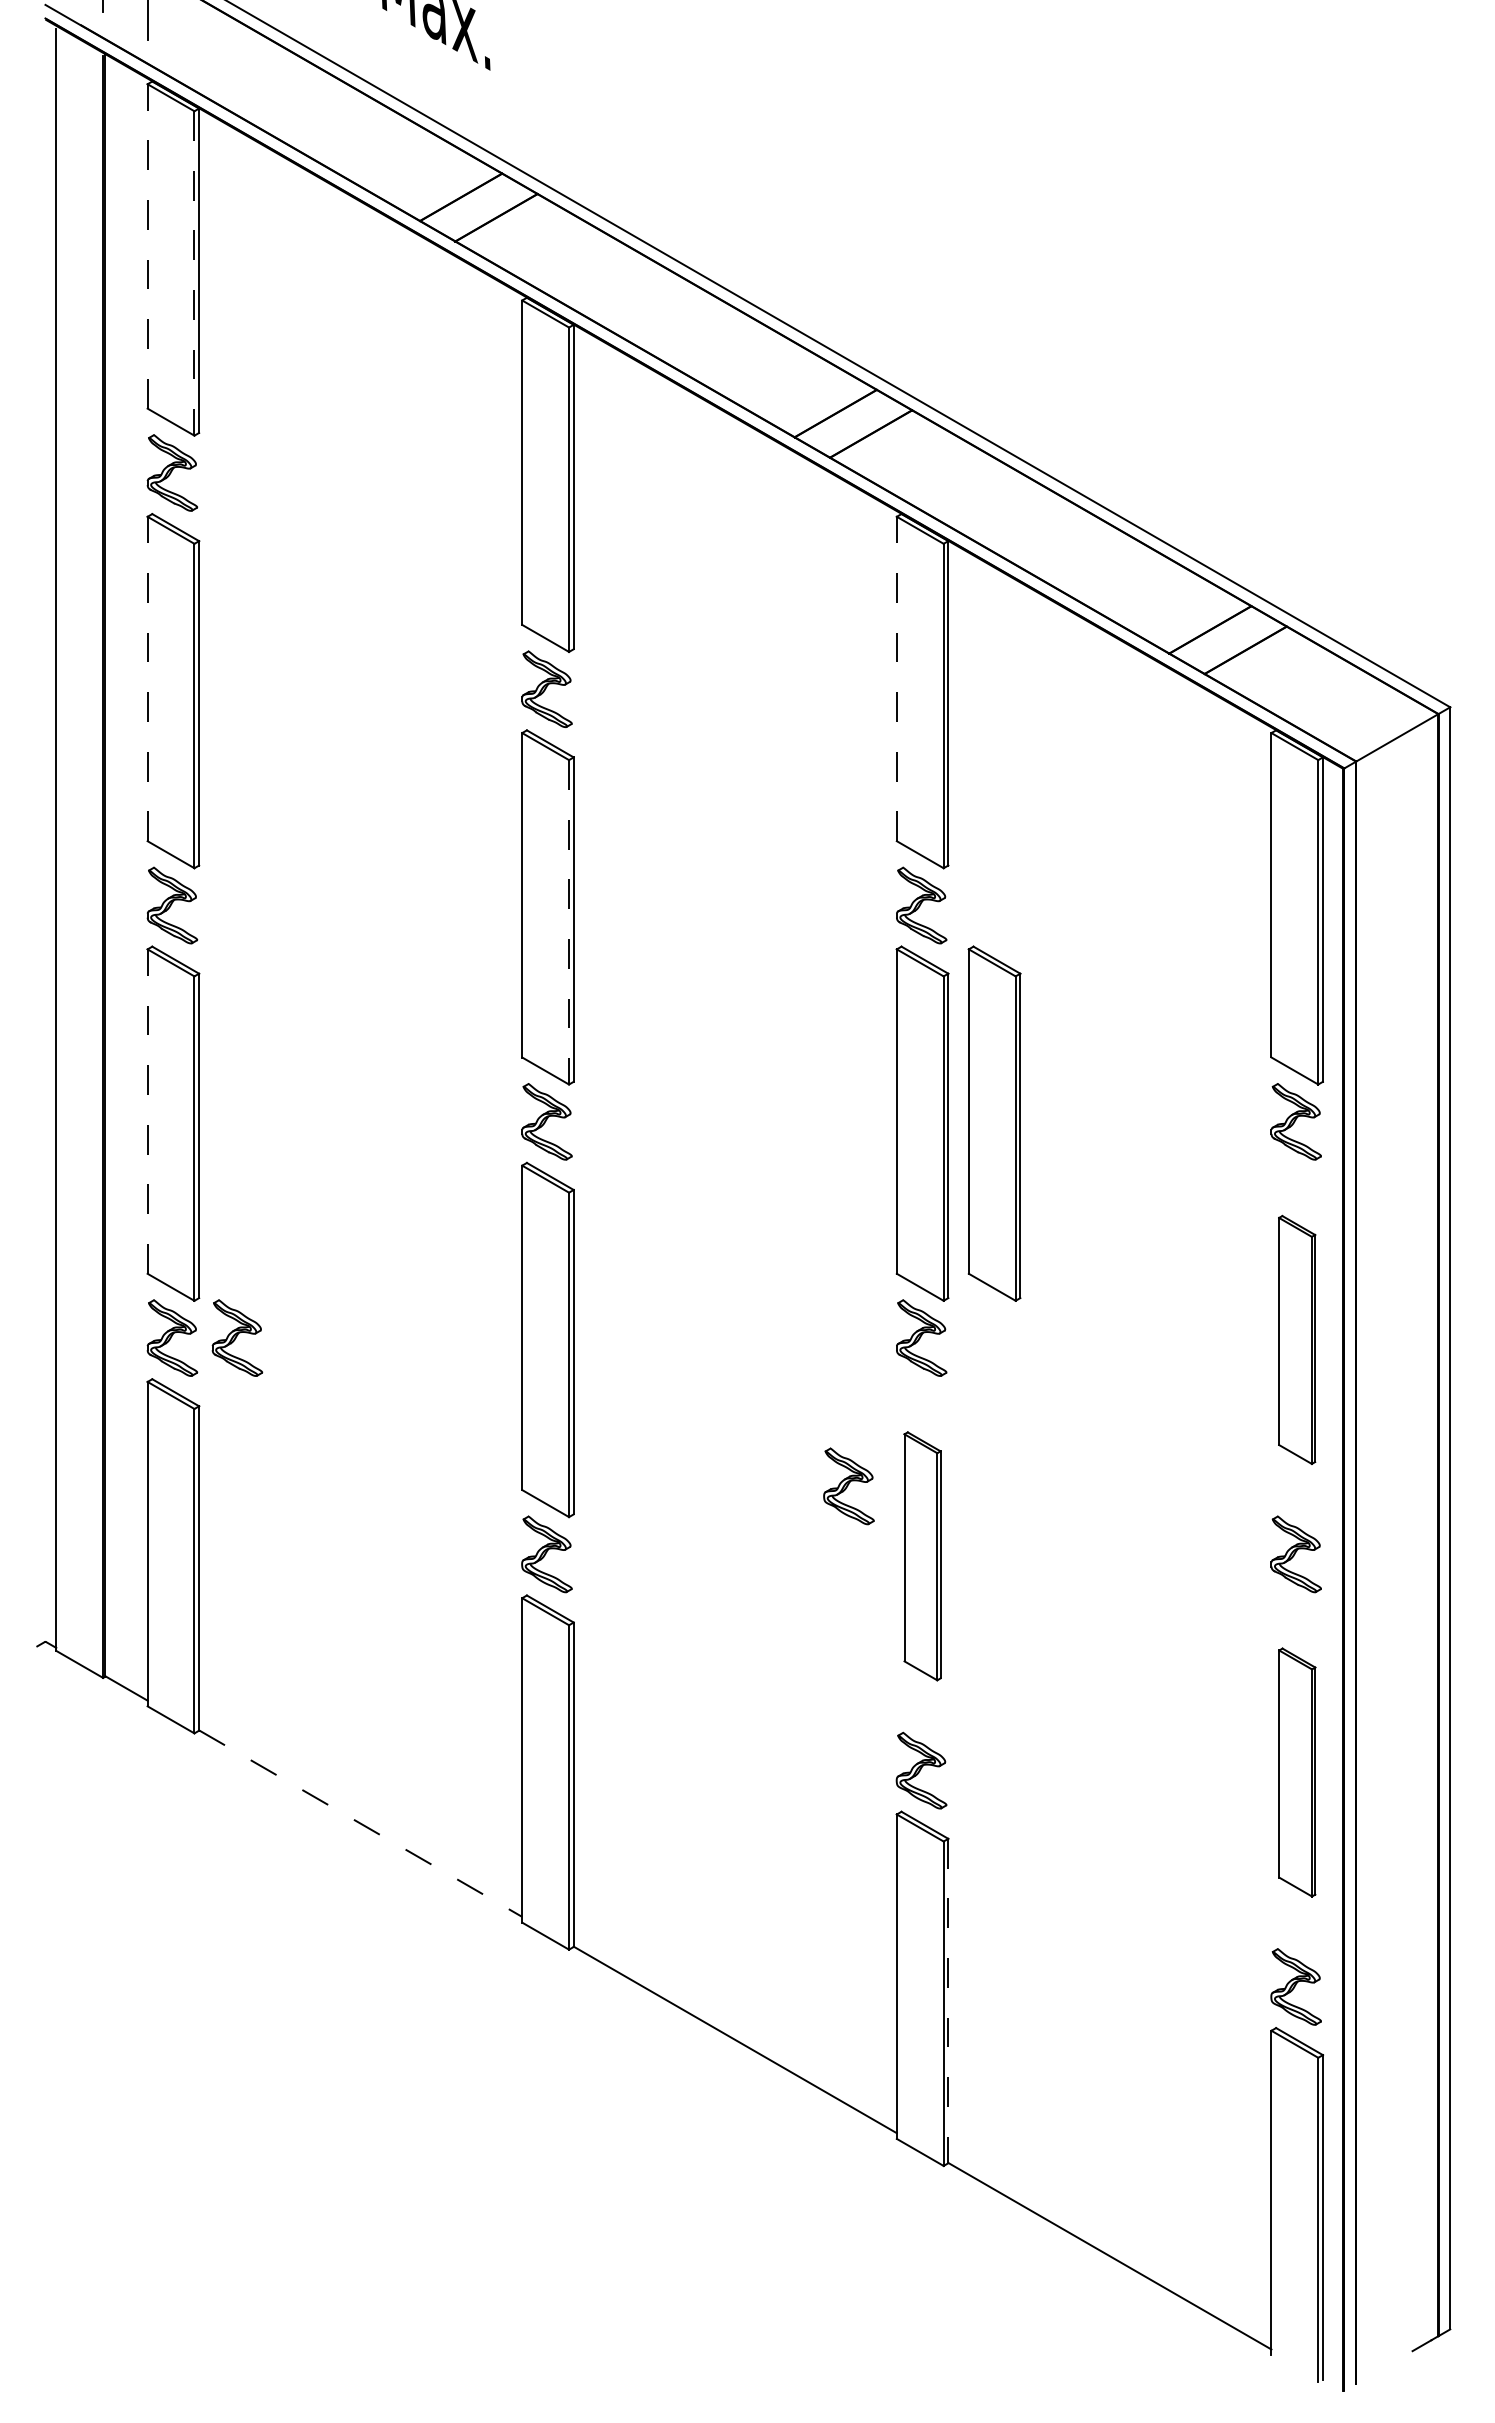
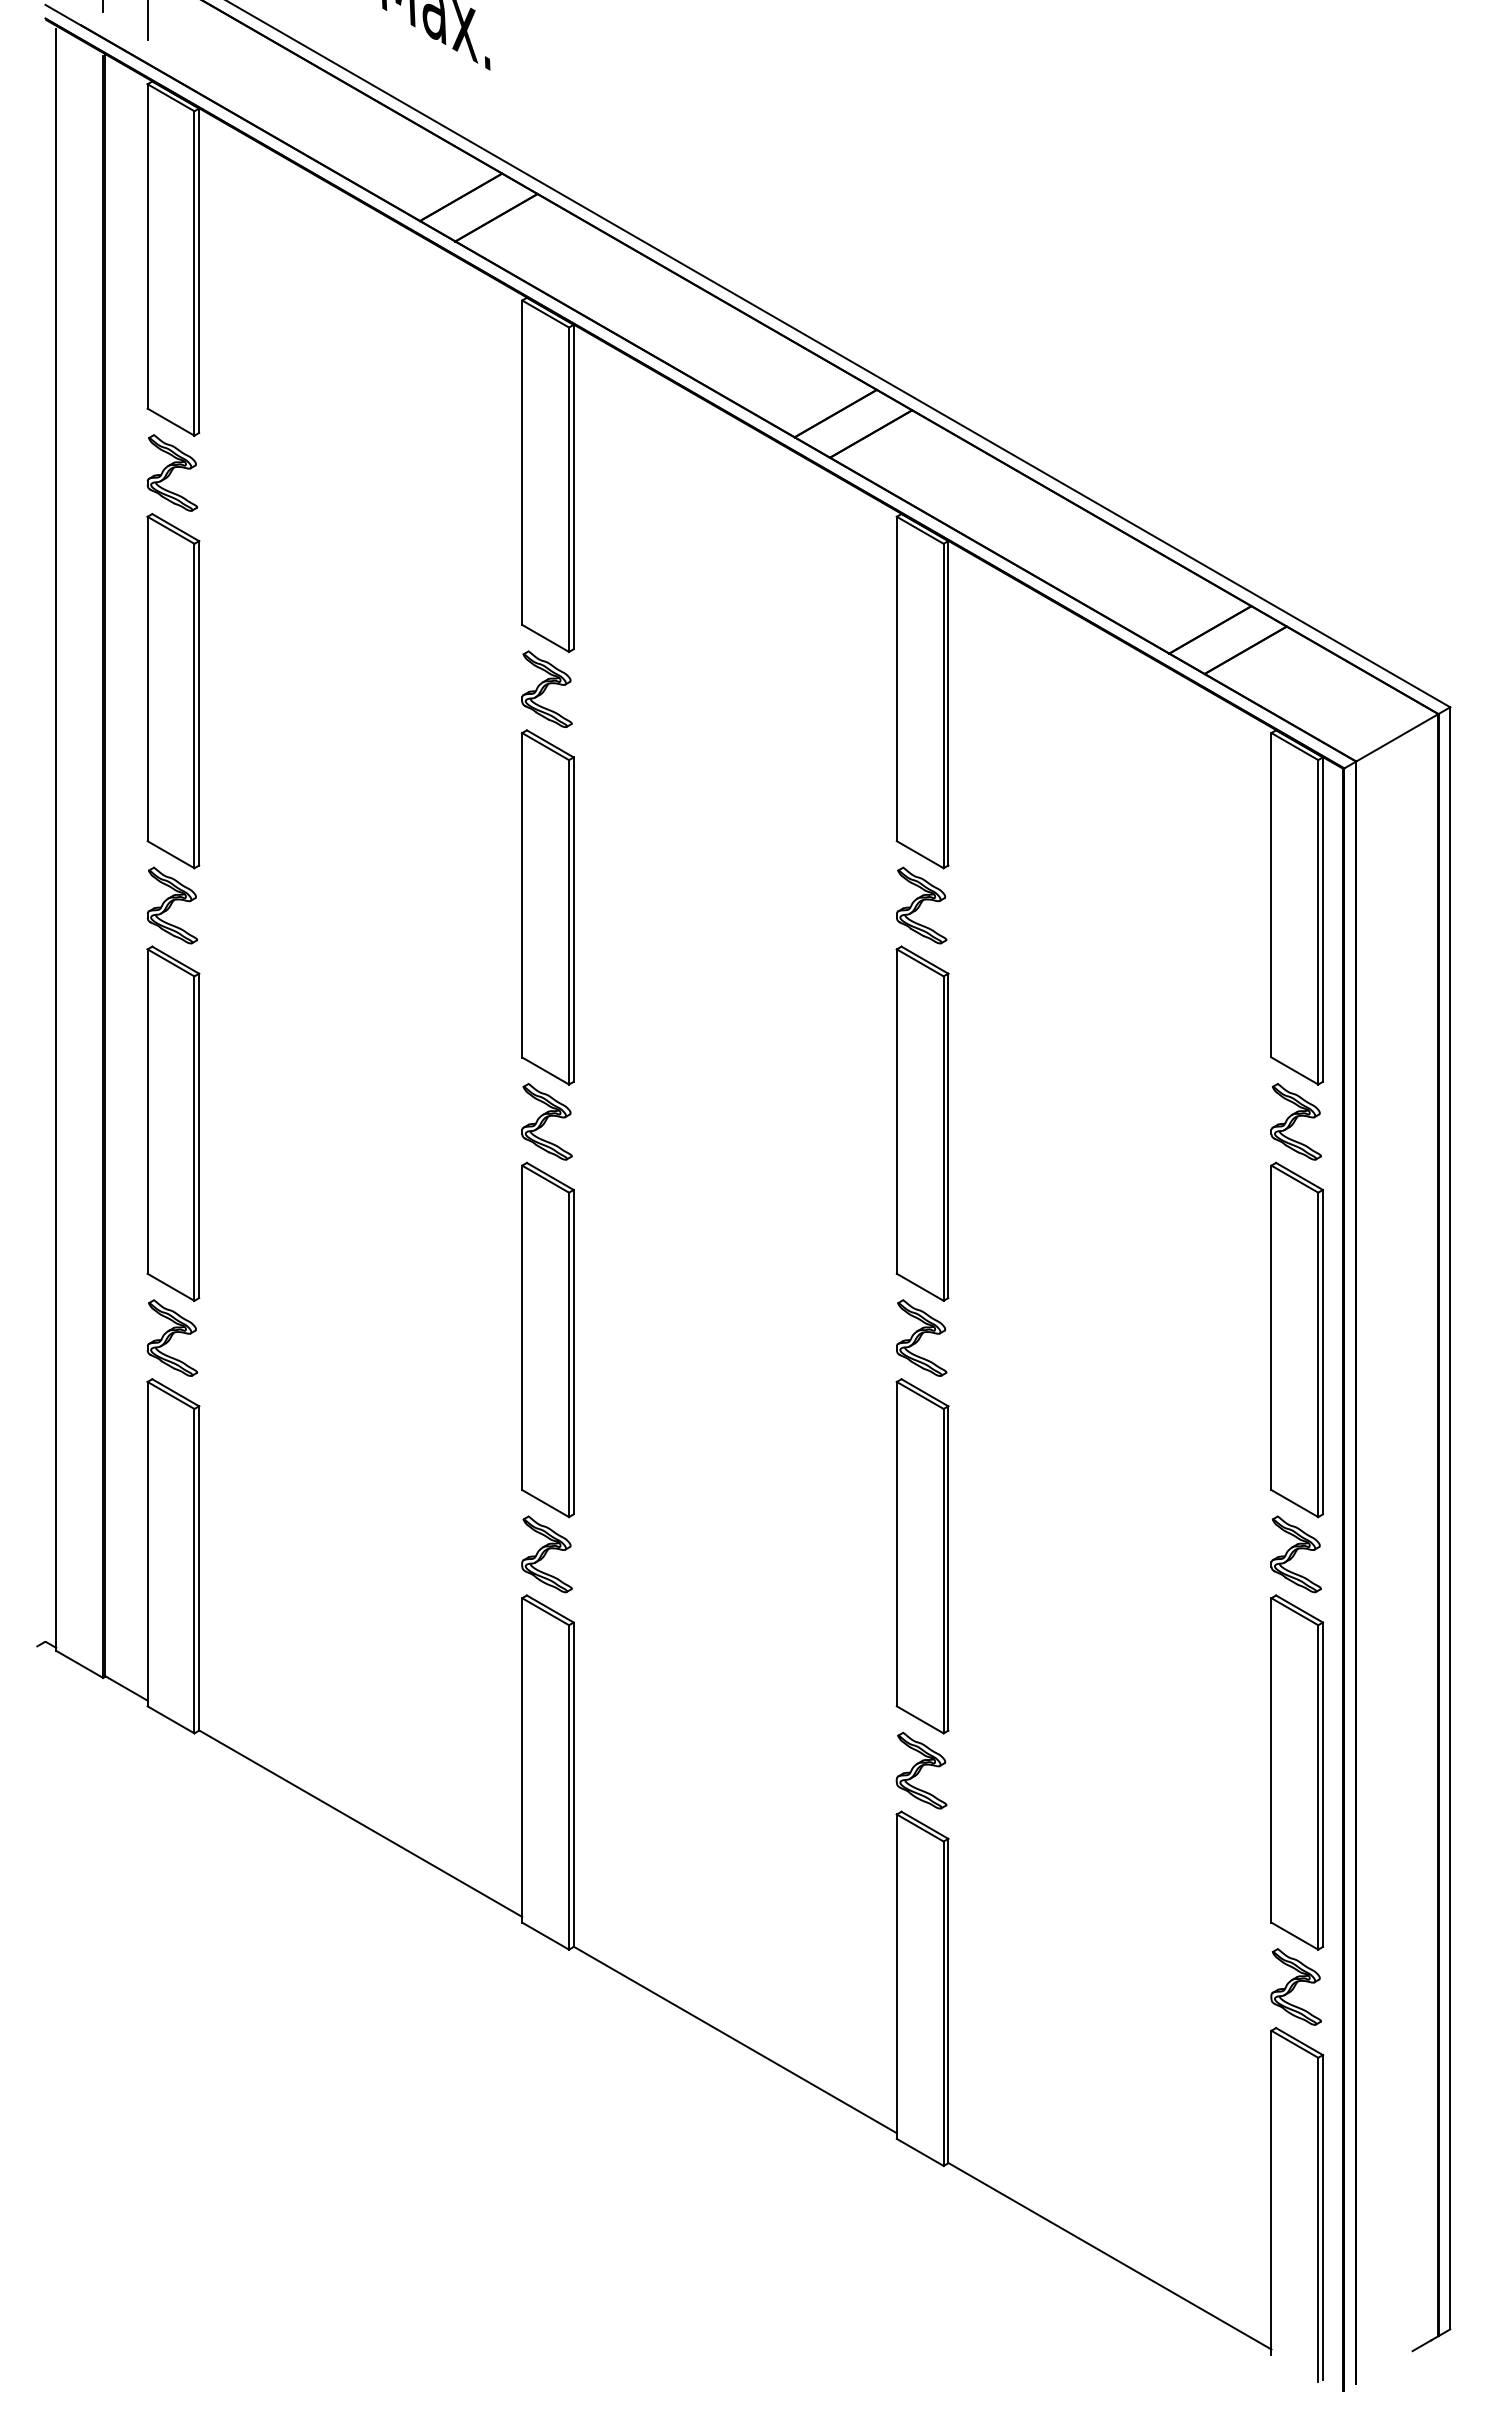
line: dashed -> solid (147, 245)
line: dashed -> solid (194, 273)
line: dashed -> solid (147, 678)
line: dashed -> solid (896, 678)
line: dashed -> solid (569, 922)
line: dashed -> solid (147, 1111)
part: present -> none (994, 1123)
part: present -> none (237, 1337)
part size: 39x251 px -> 54x358 px (1296, 1339)
part: present -> none (848, 1486)
part size: 39x251 px -> 55x357 px (922, 1556)
part size: 39x251 px -> 55x357 px (1297, 1772)
line: dashed -> solid (360, 1823)
line: dashed -> solid (948, 2001)
